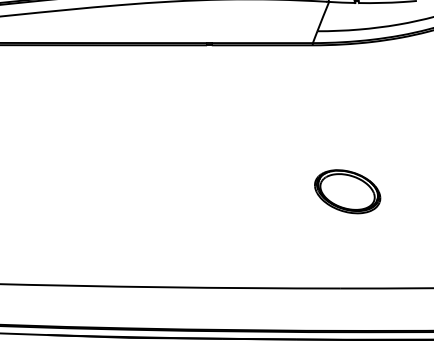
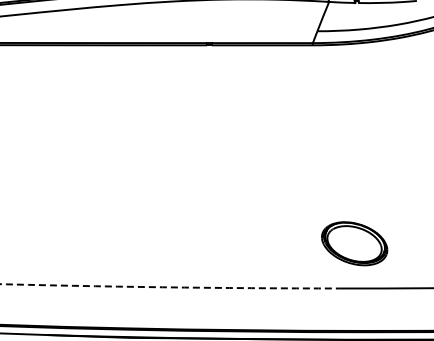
part position: (347, 191) -> (354, 243) (354, 243)
arc: solid -> dashed (170, 287)
